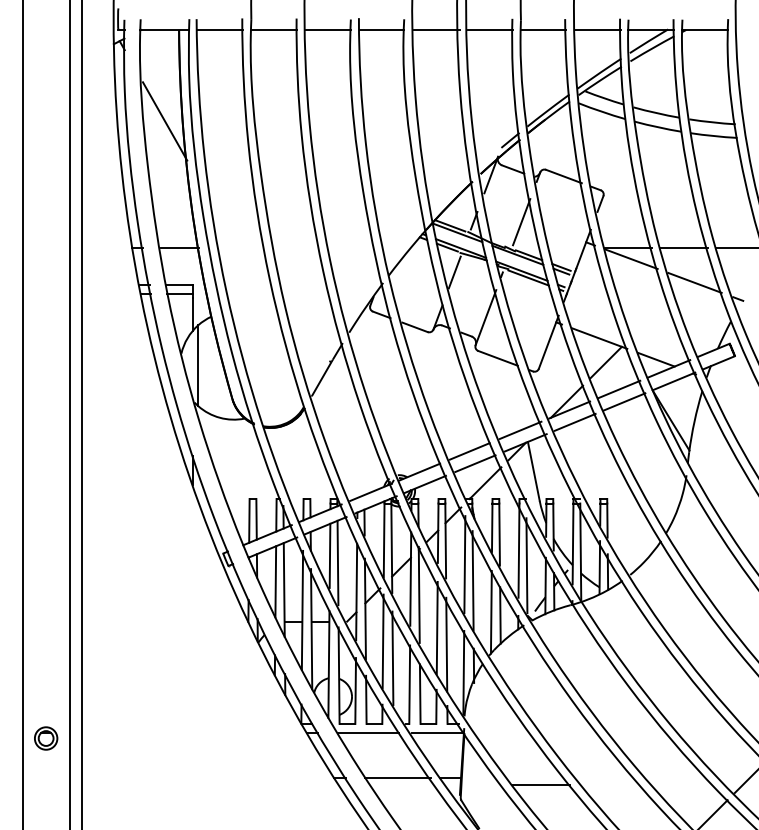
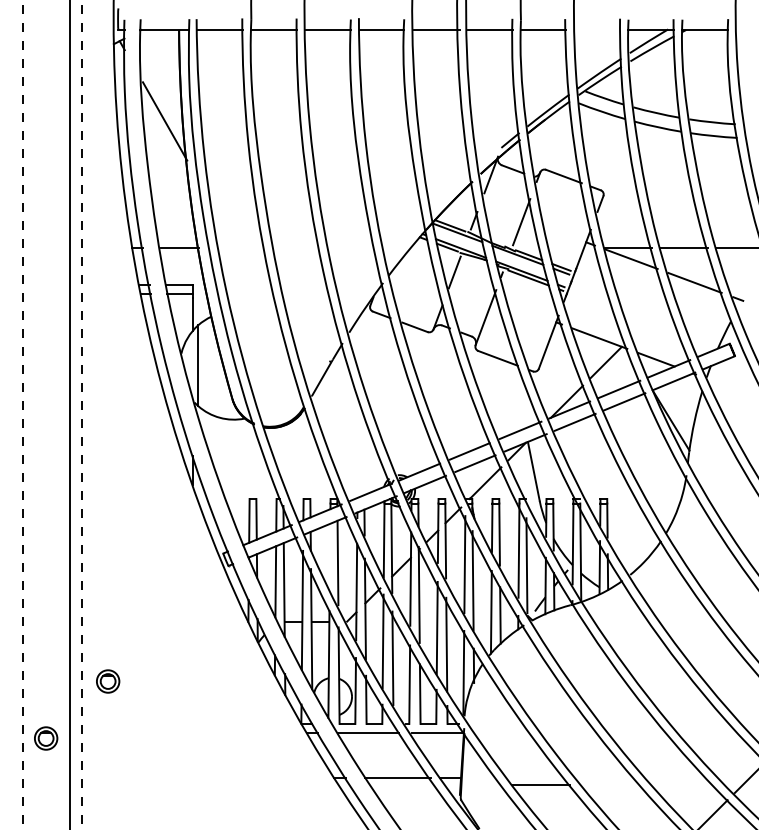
line: present -> none (597, 30)
line: solid -> dashed (22, 414)
line: solid -> dashed (82, 414)
line: present -> none (329, 555)
part: none -> present (108, 681)
